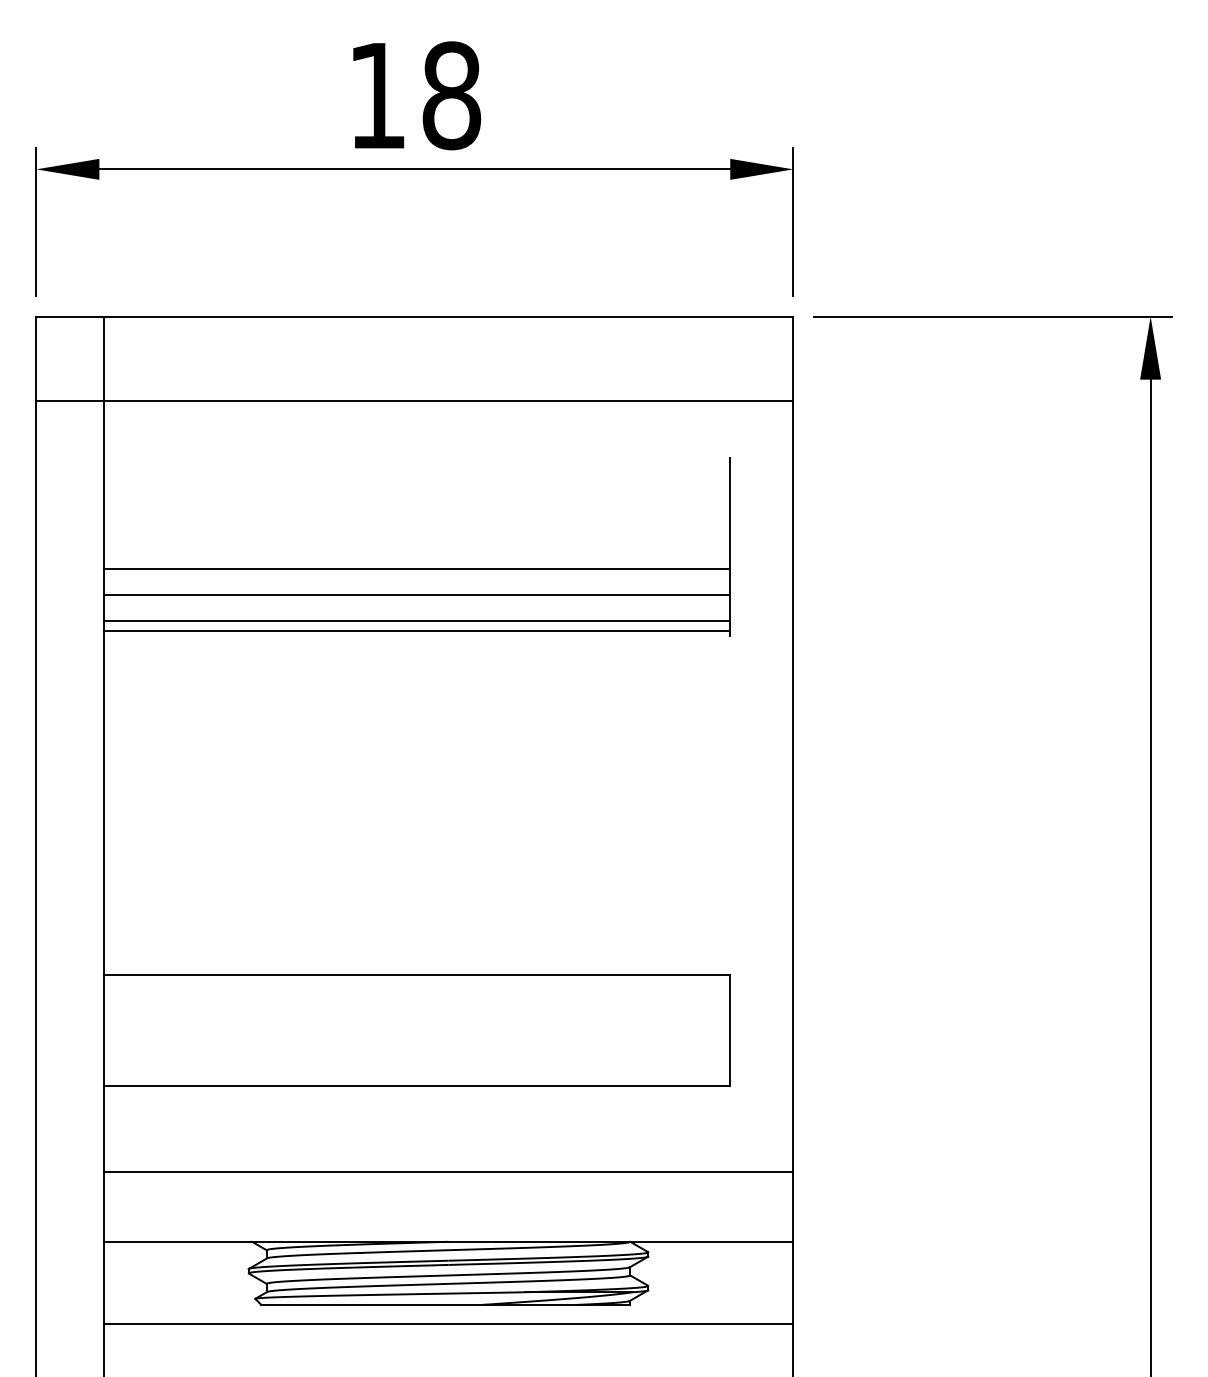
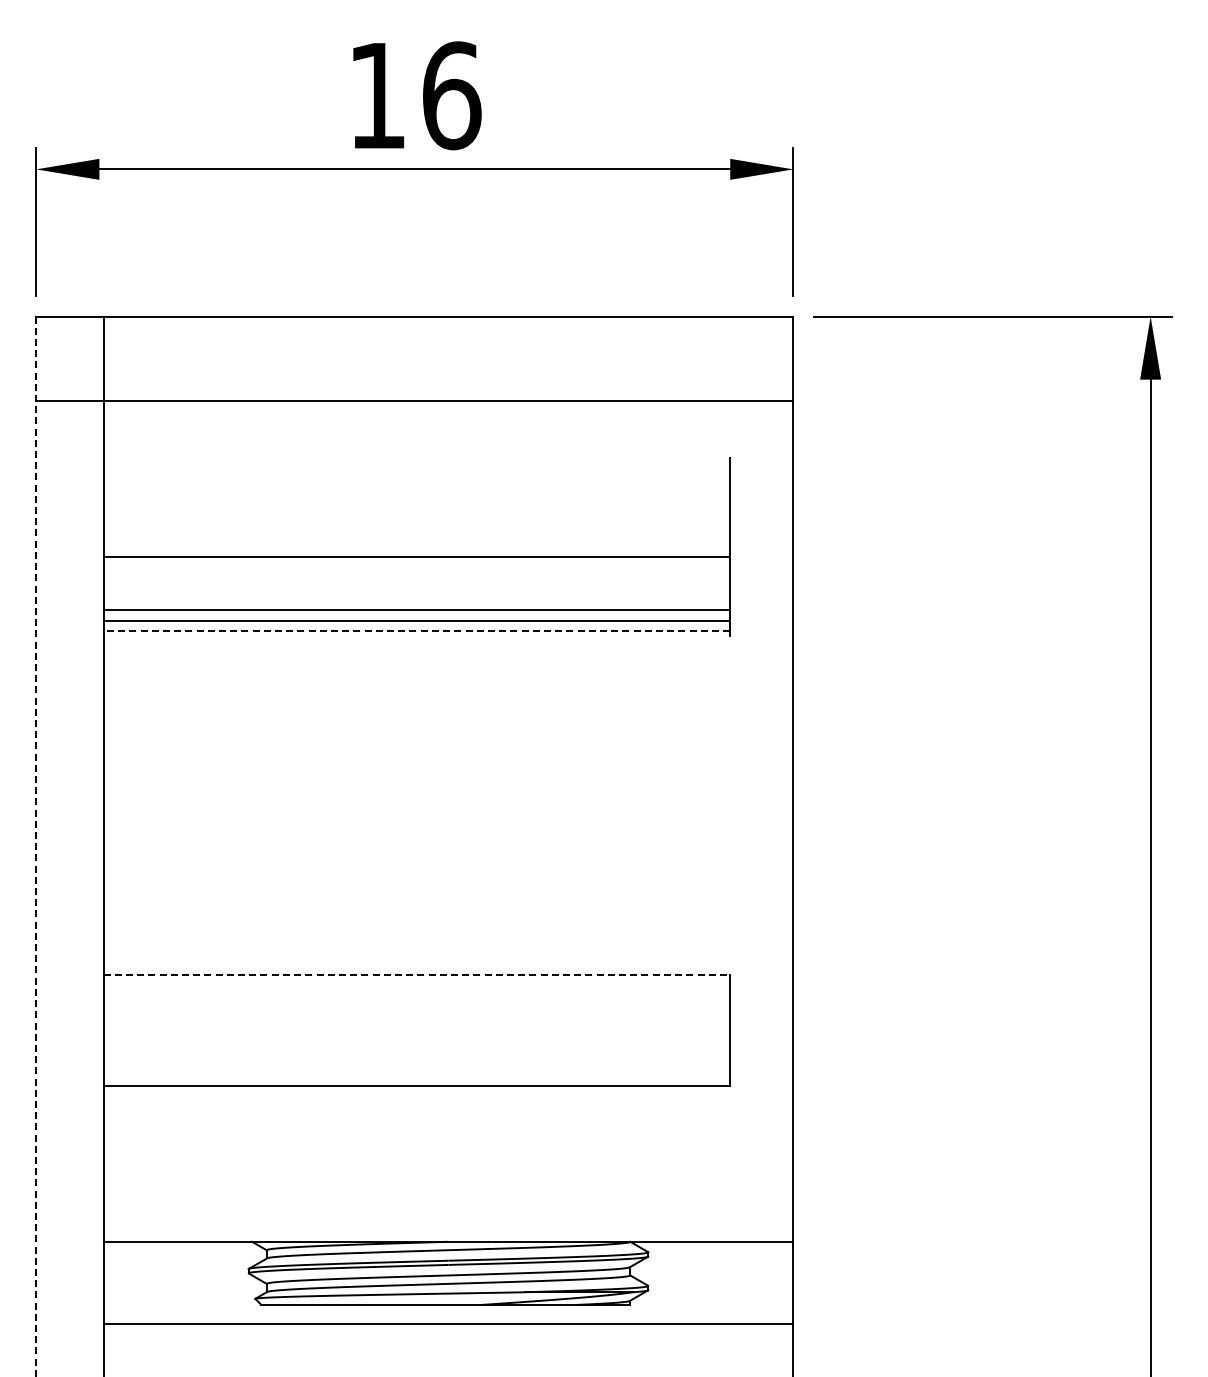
text: 18 -> 16 (451, 95)
line position: (416, 569) -> (416, 557) (416, 557)
line position: (416, 595) -> (416, 610) (416, 610)
line: solid -> dashed (416, 630)
line: solid -> dashed (36, 846)
line: solid -> dashed (417, 974)
line: present -> none (448, 1172)
